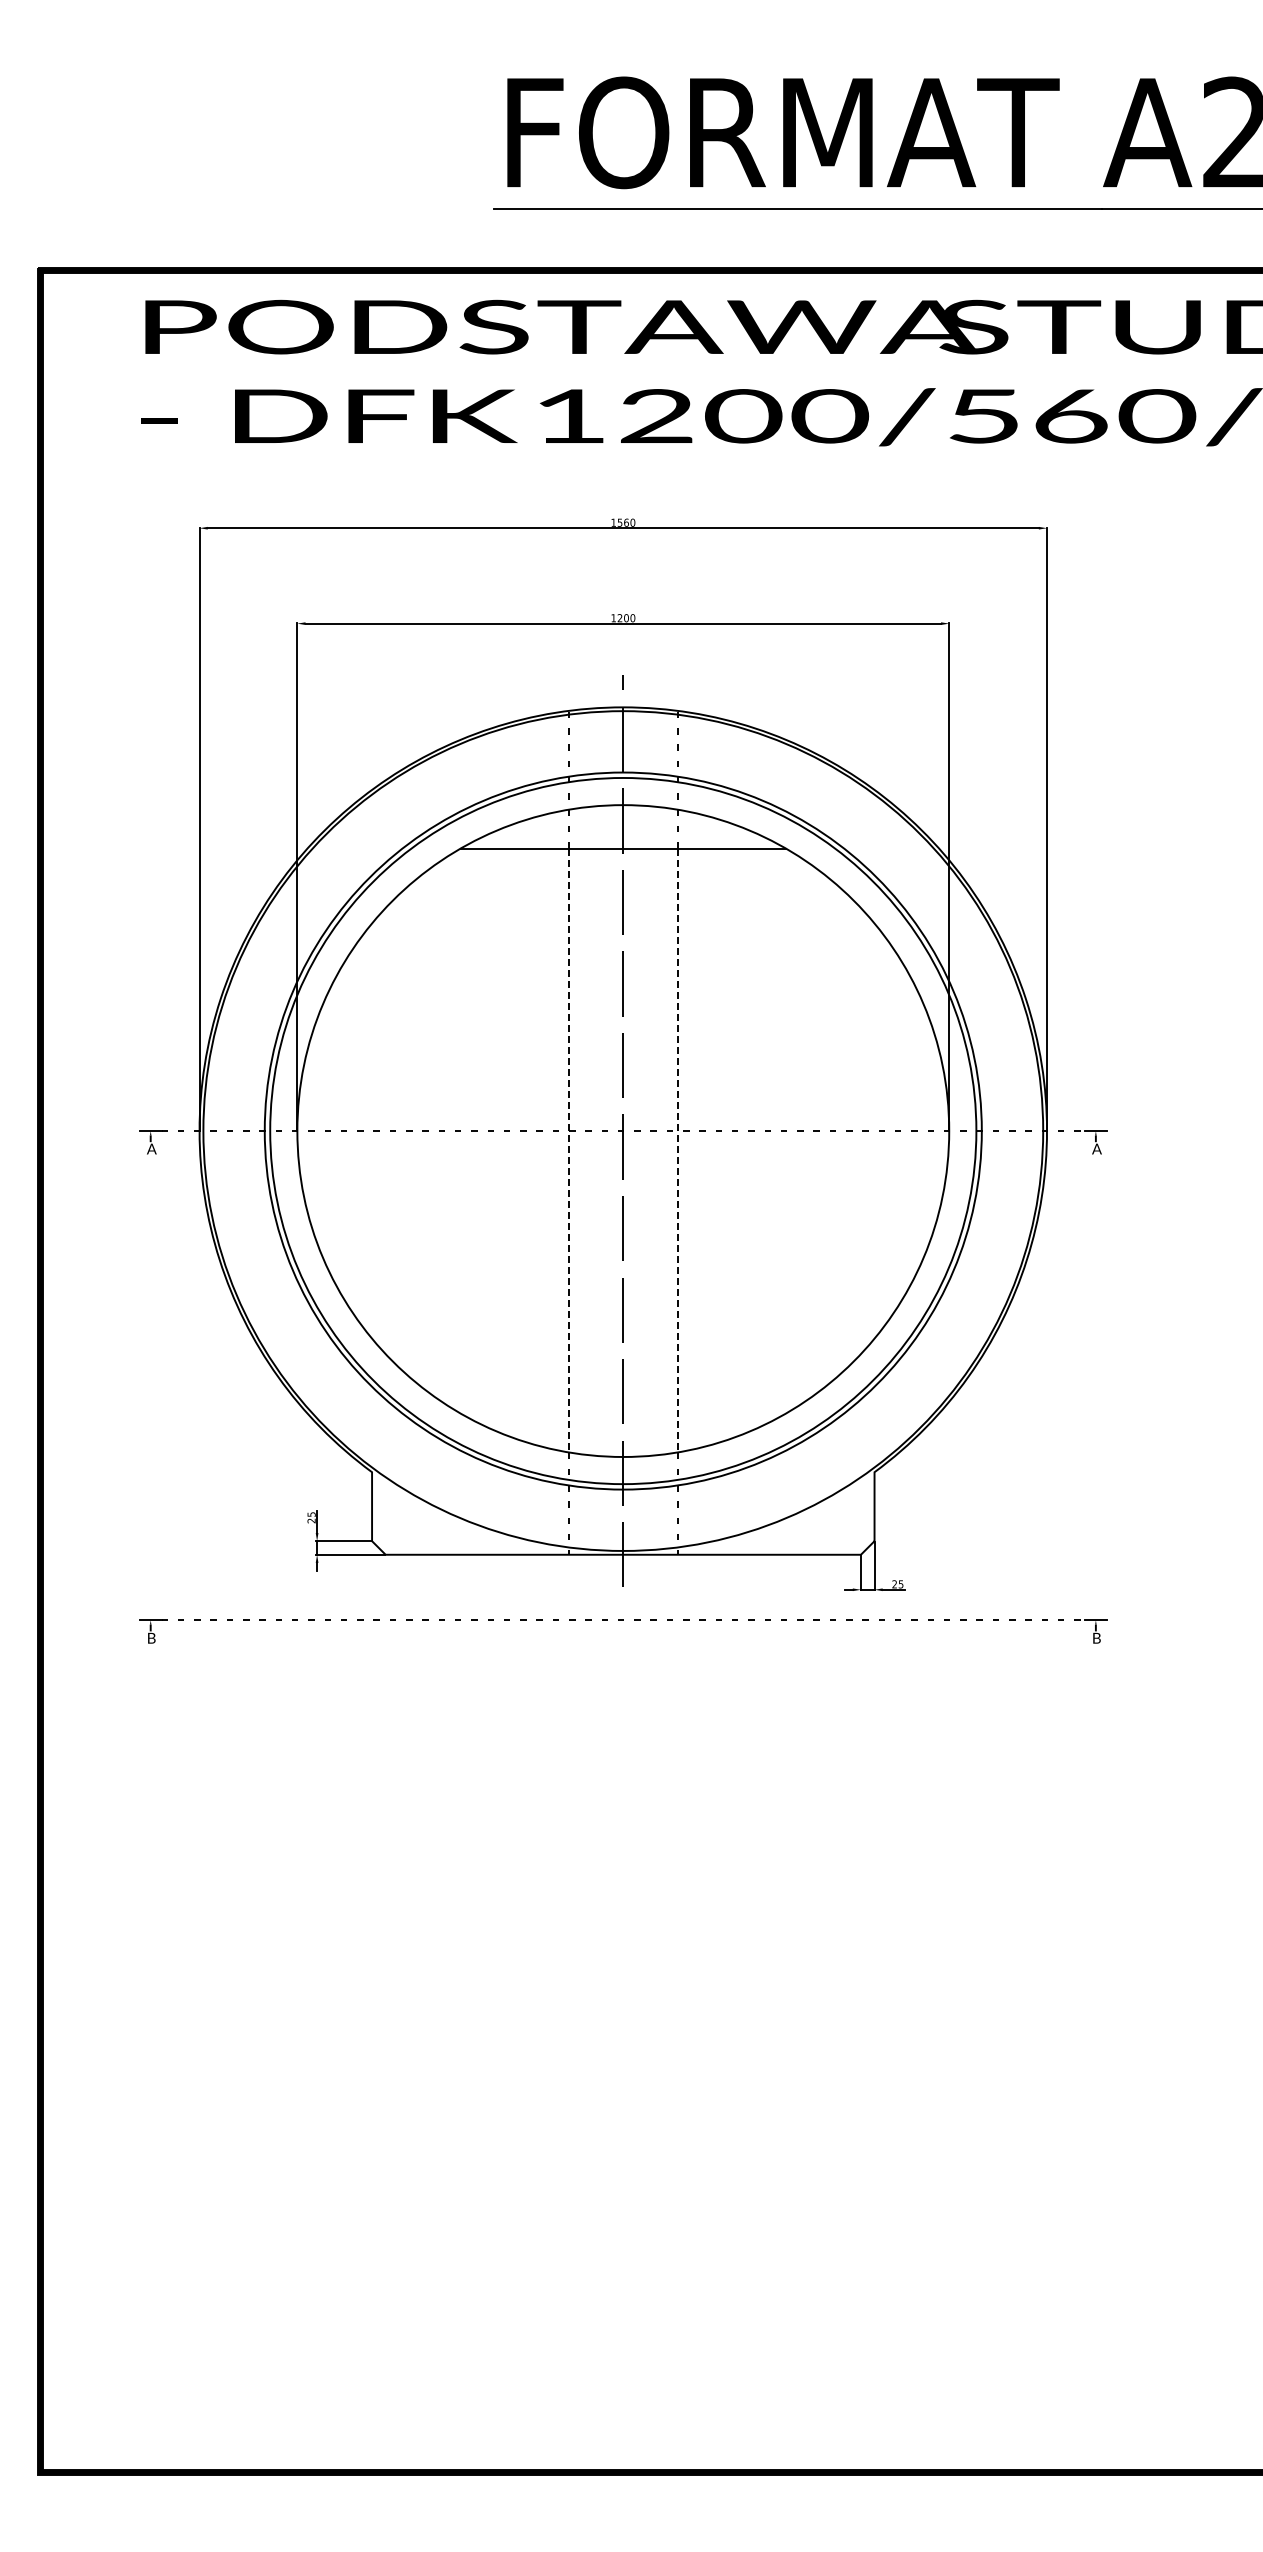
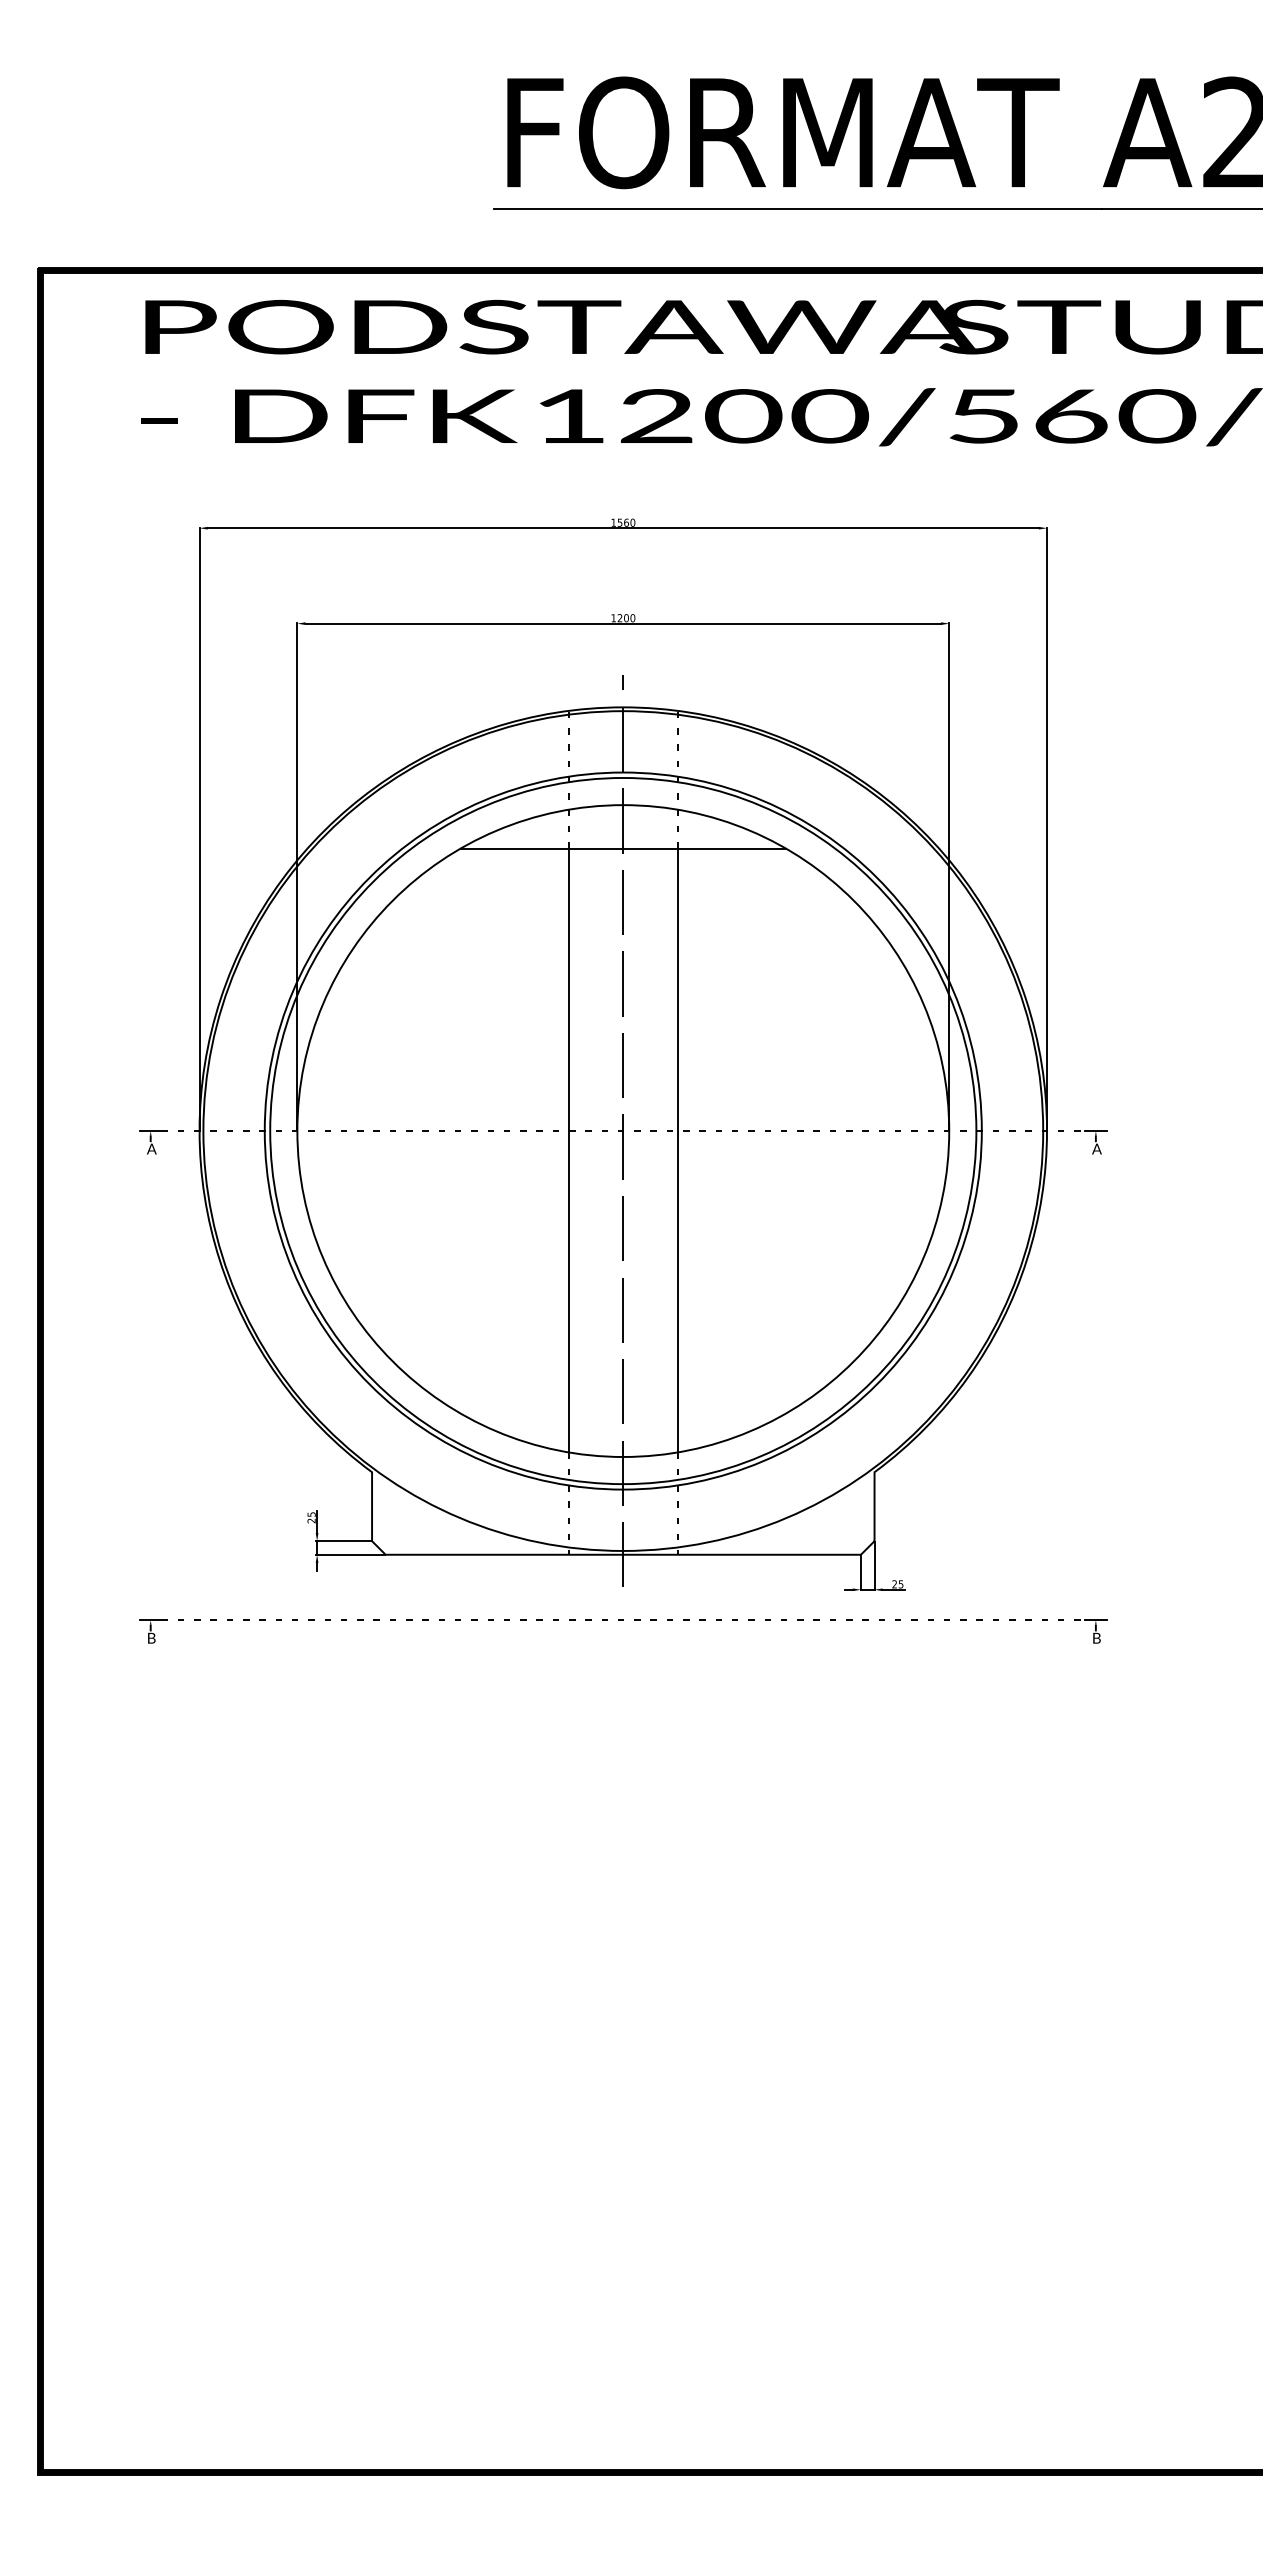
line: dashed -> solid (568, 1150)
line: dashed -> solid (677, 1150)
